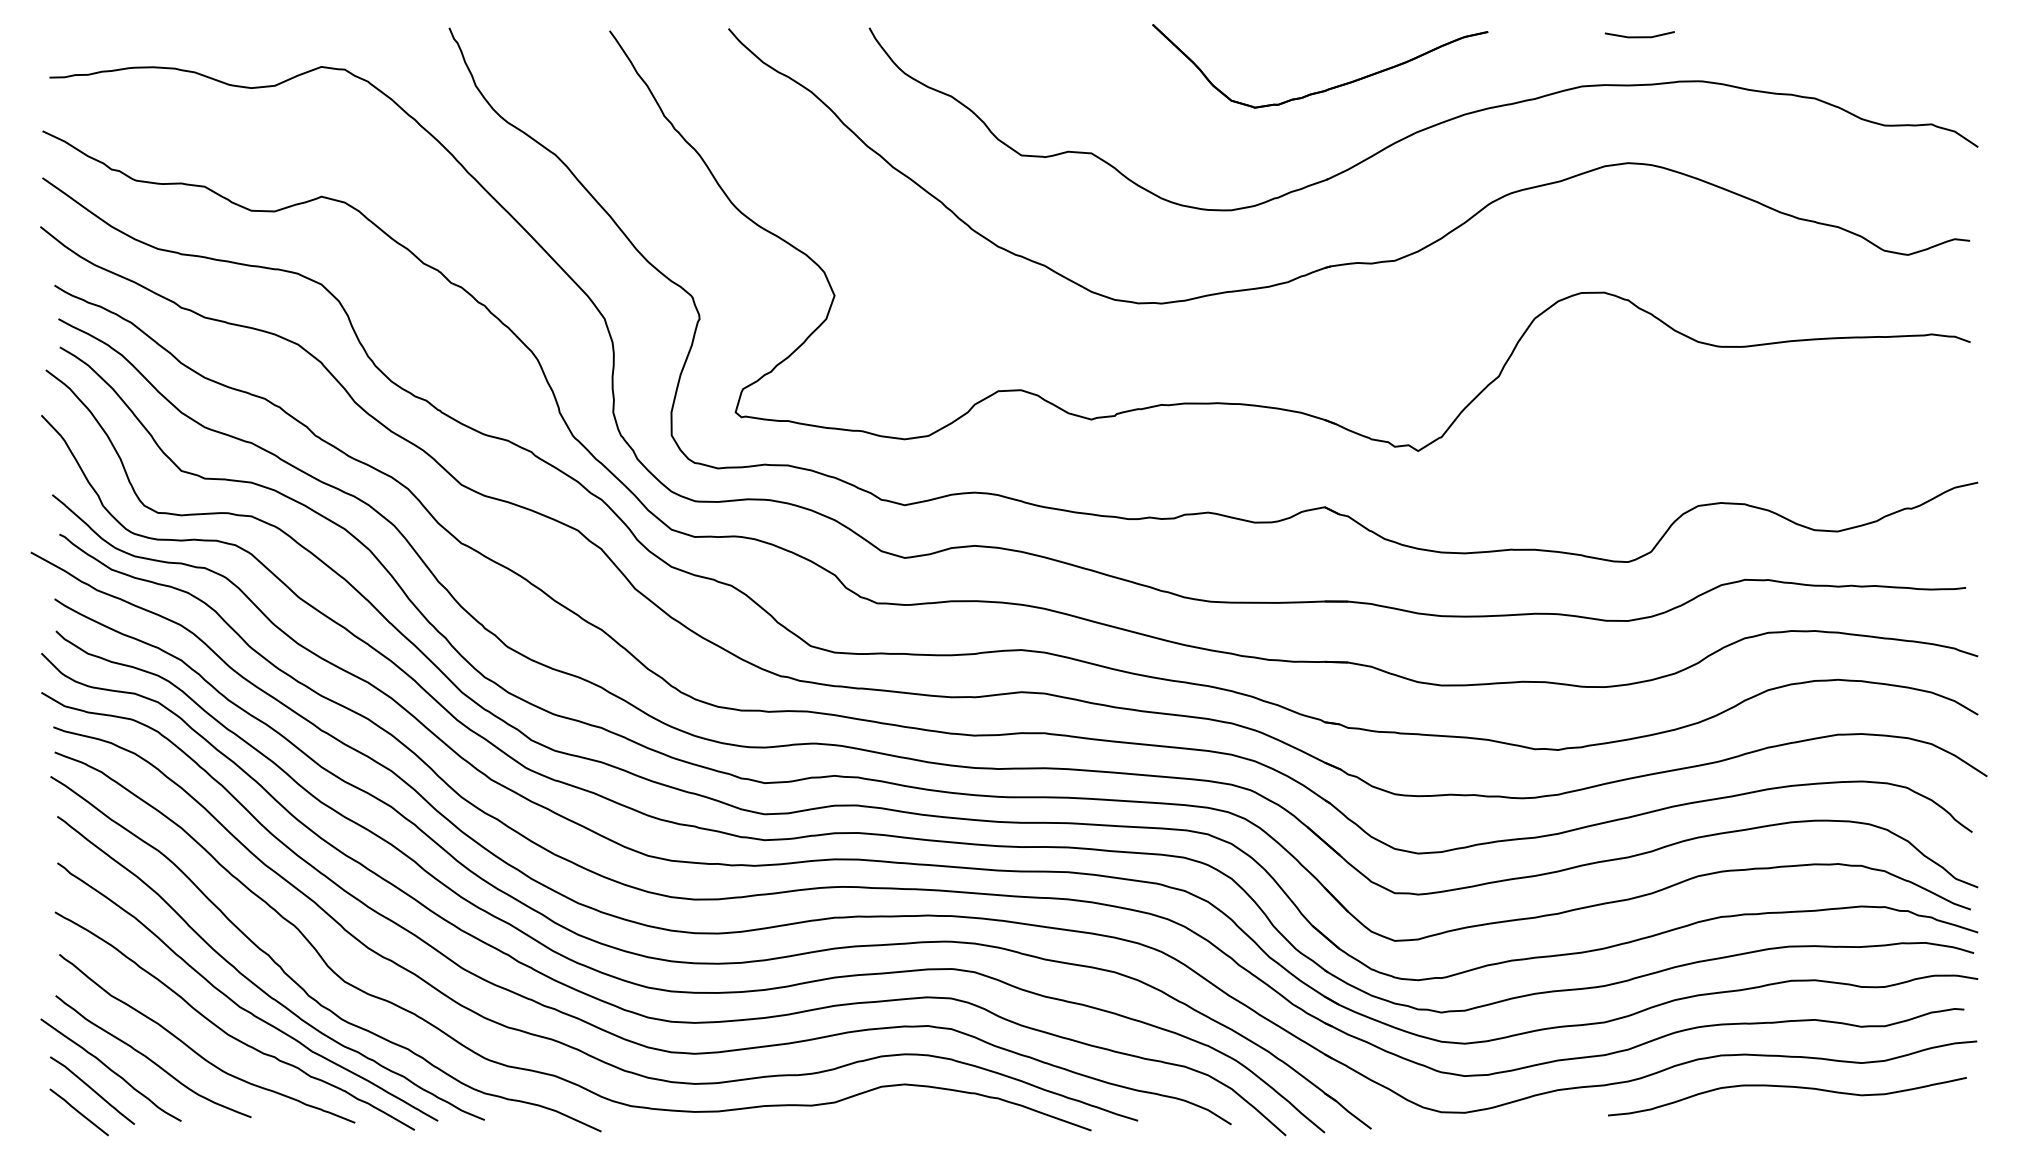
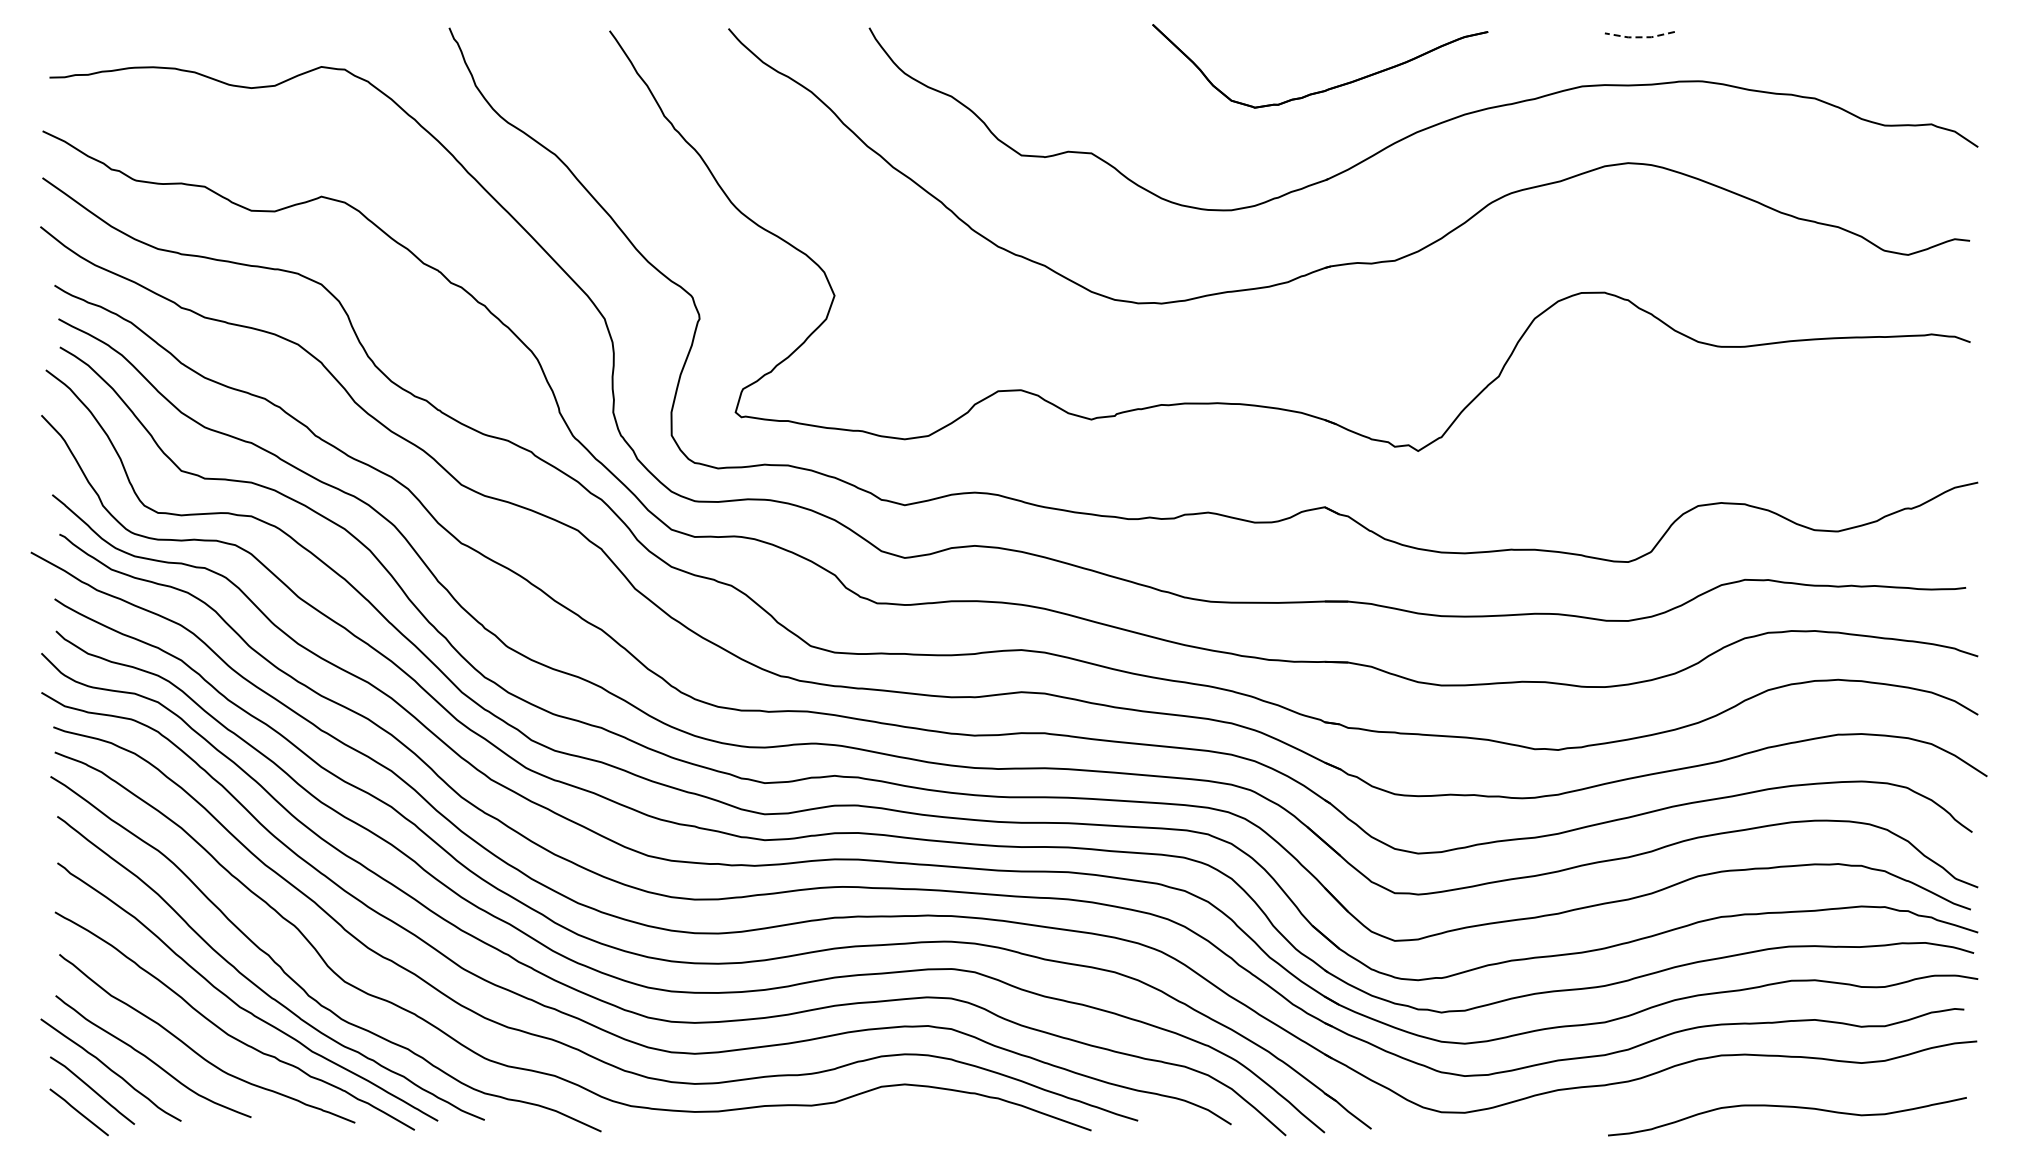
line: solid -> dashed (1639, 37)
curve position: (1787, 1087) -> (1787, 1107) (1787, 1107)
